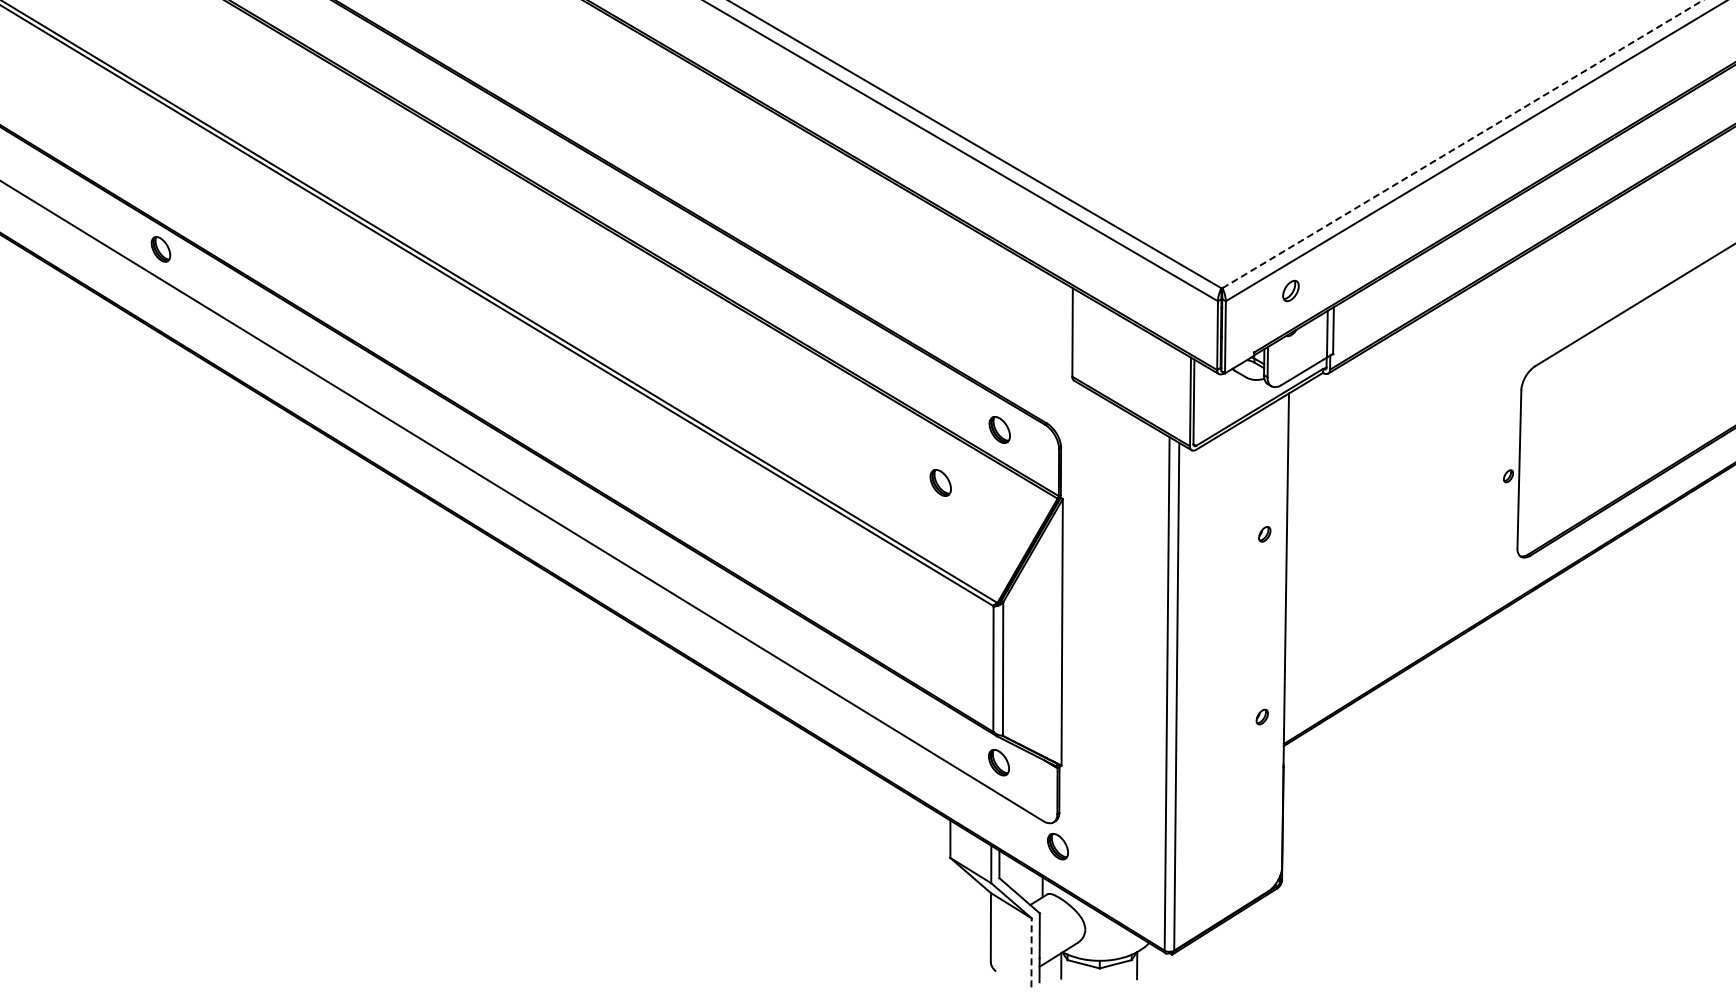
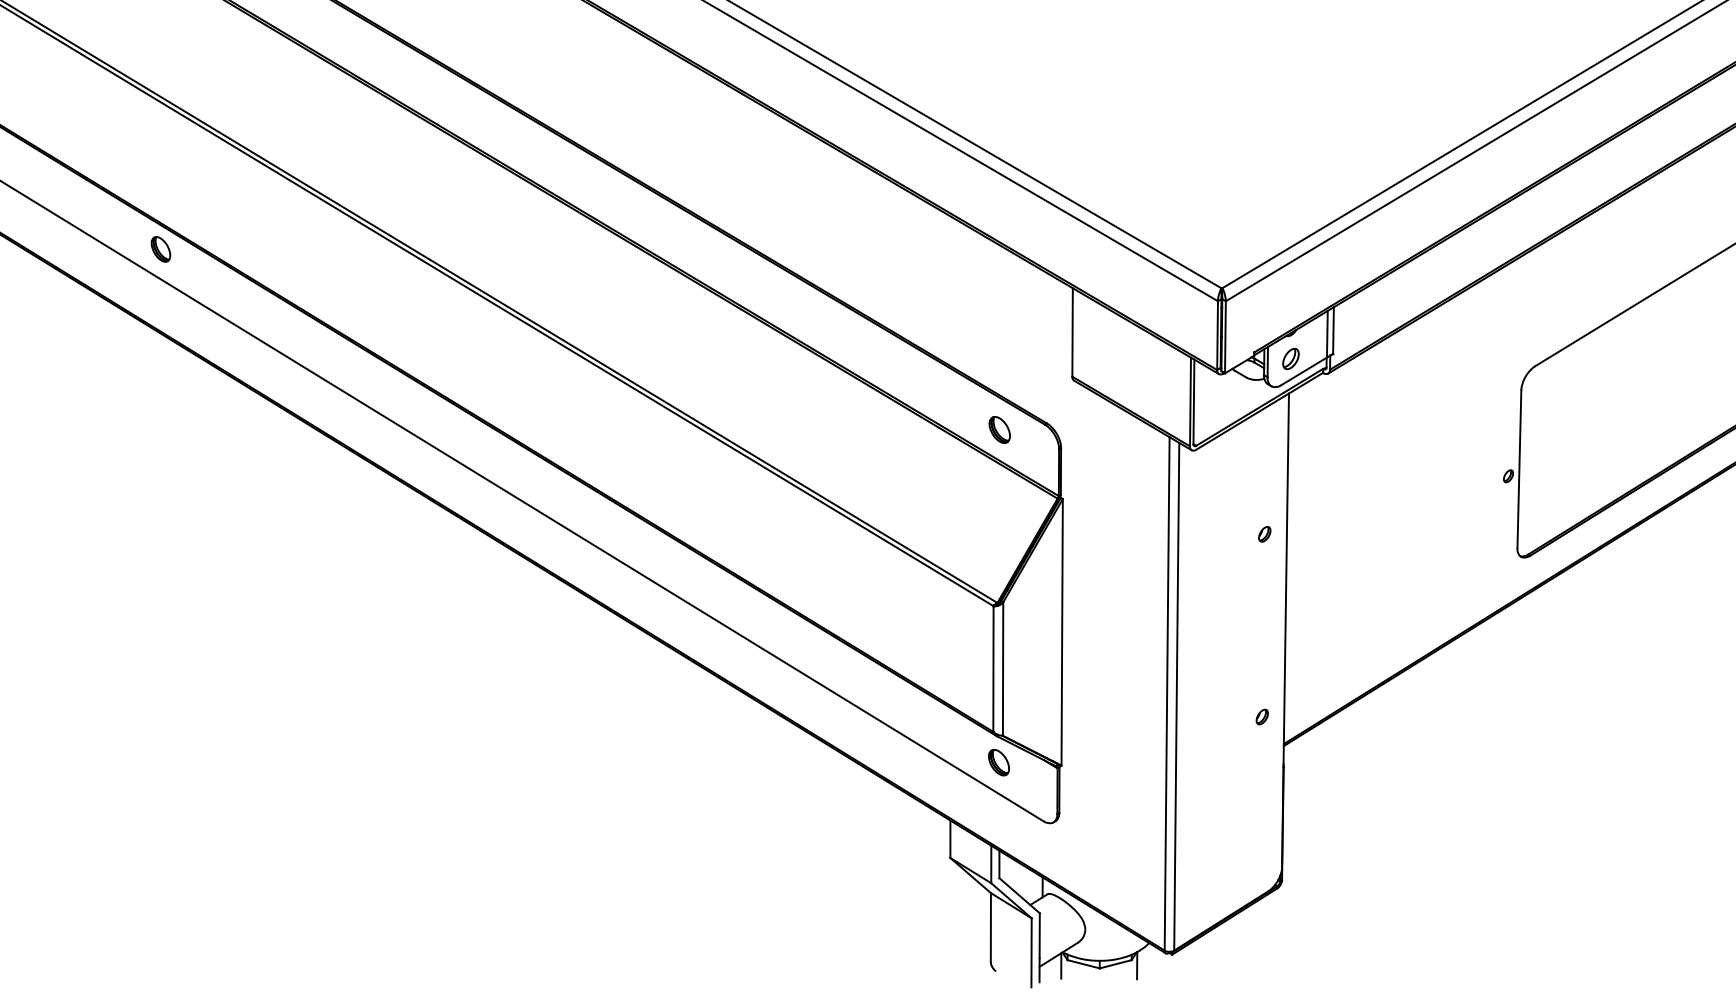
line: dashed -> solid (1463, 143)
part position: (1290, 290) -> (1290, 358) (1290, 358)
part: present -> none (940, 482)
part: present -> none (1057, 846)
line: dashed -> solid (1031, 952)
